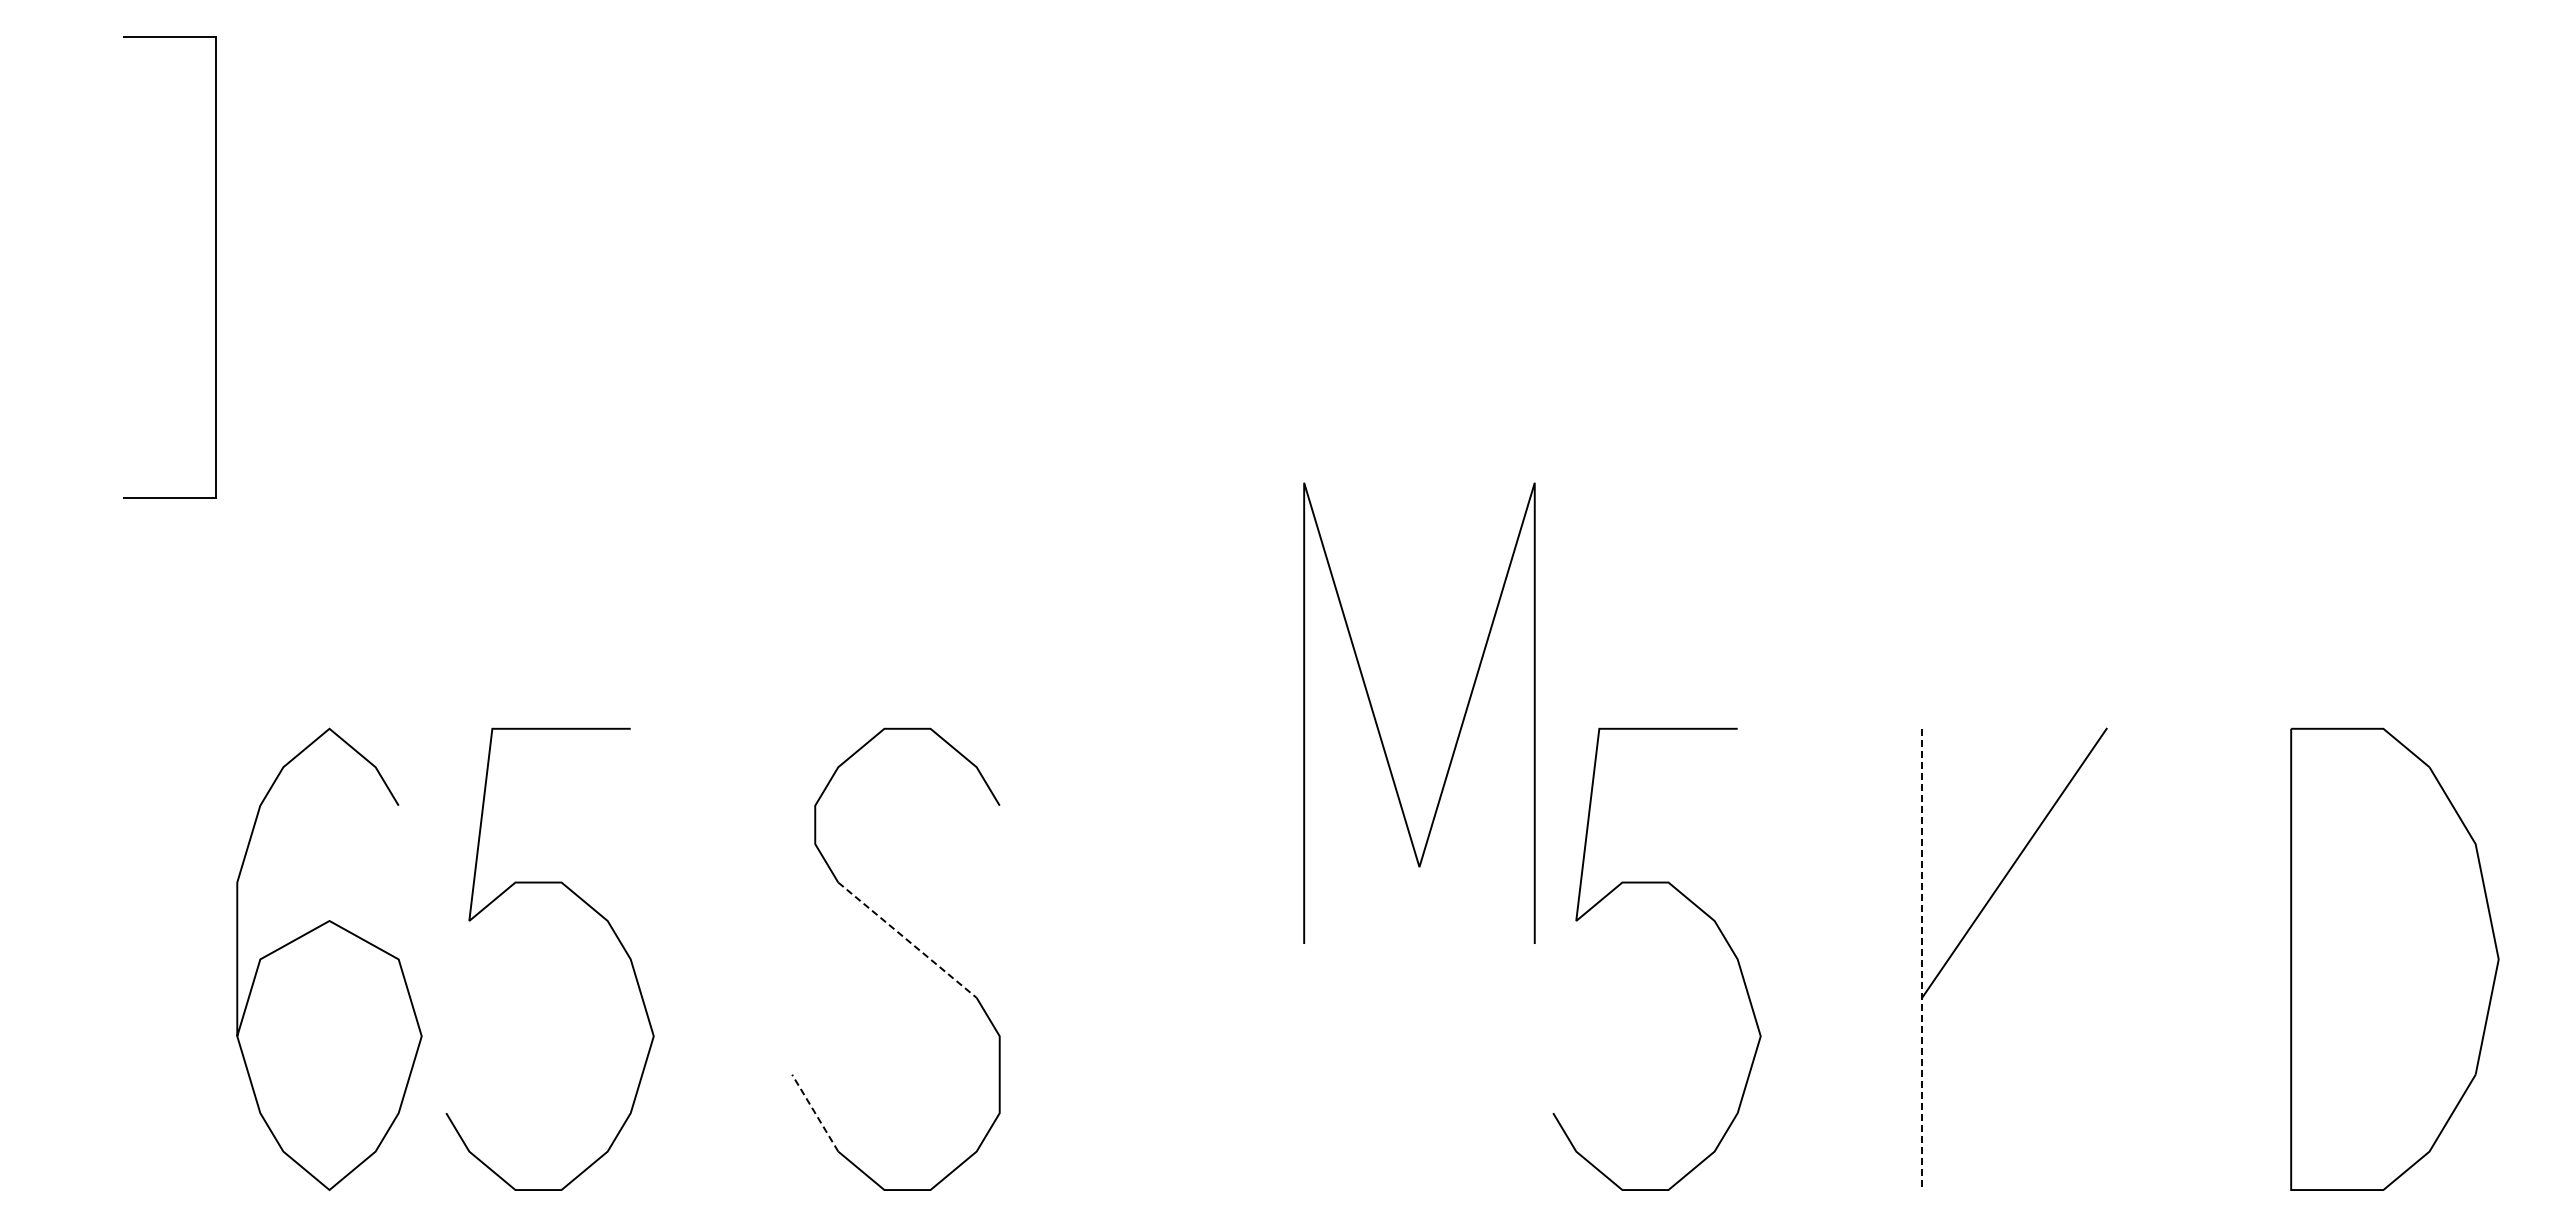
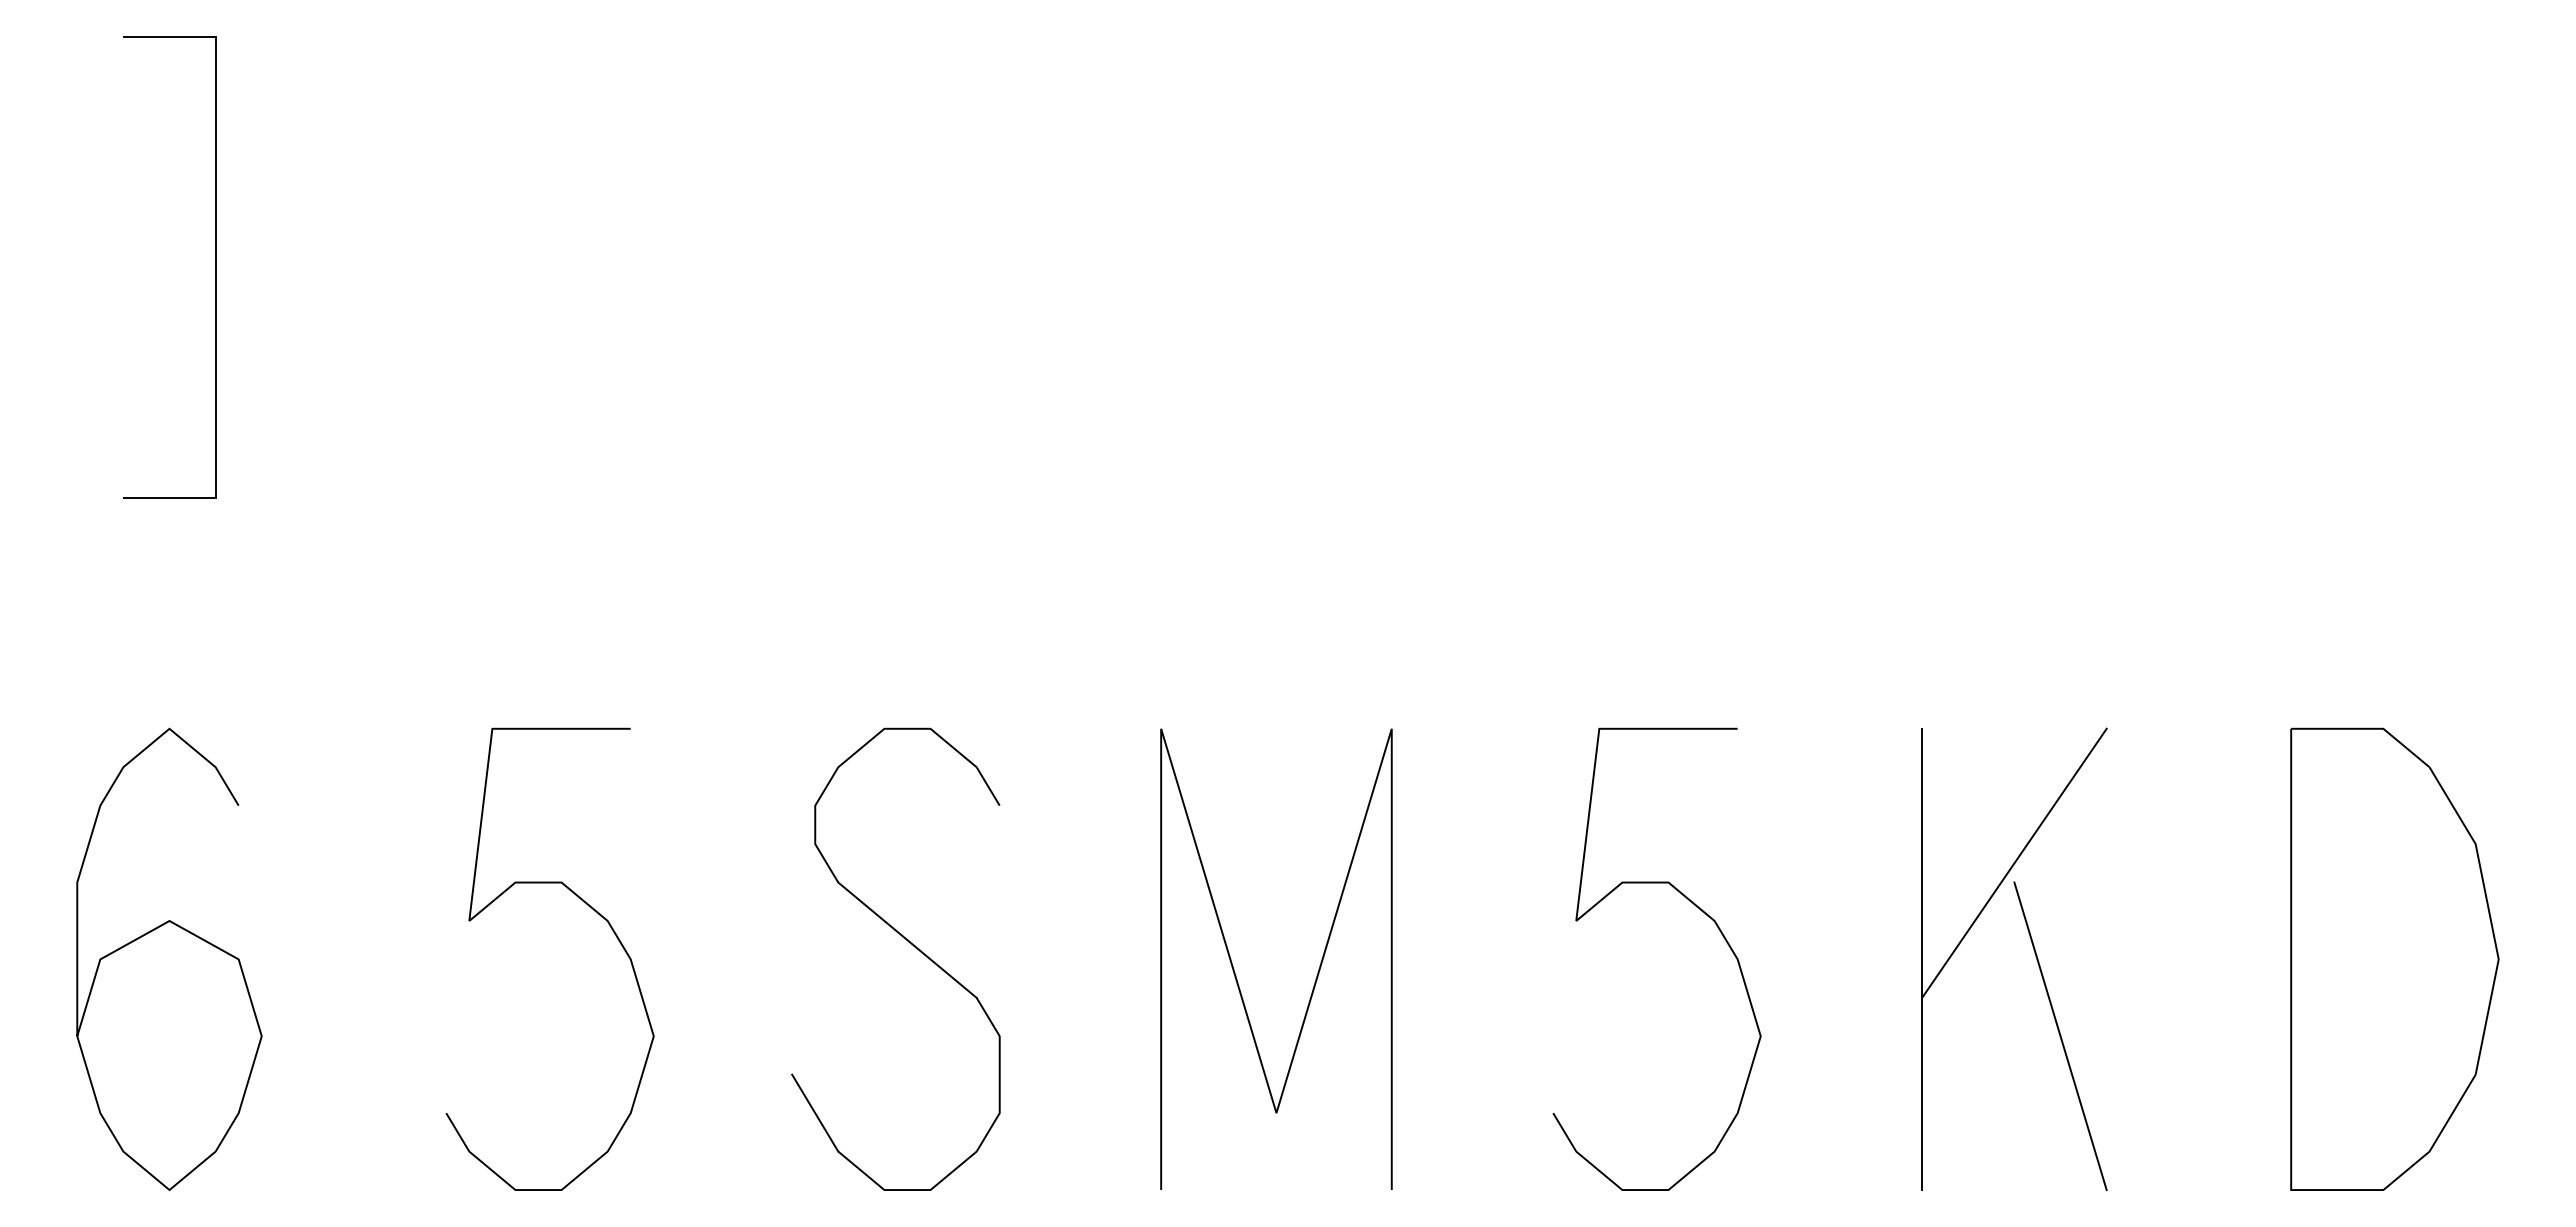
line position: (1461, 722) -> (1318, 968) (1318, 968)
curve position: (311, 932) -> (151, 932) (151, 932)
line: dashed -> solid (907, 940)
line: dashed -> solid (1922, 959)
line: none -> present (2060, 1036)
line: dashed -> solid (815, 1113)
